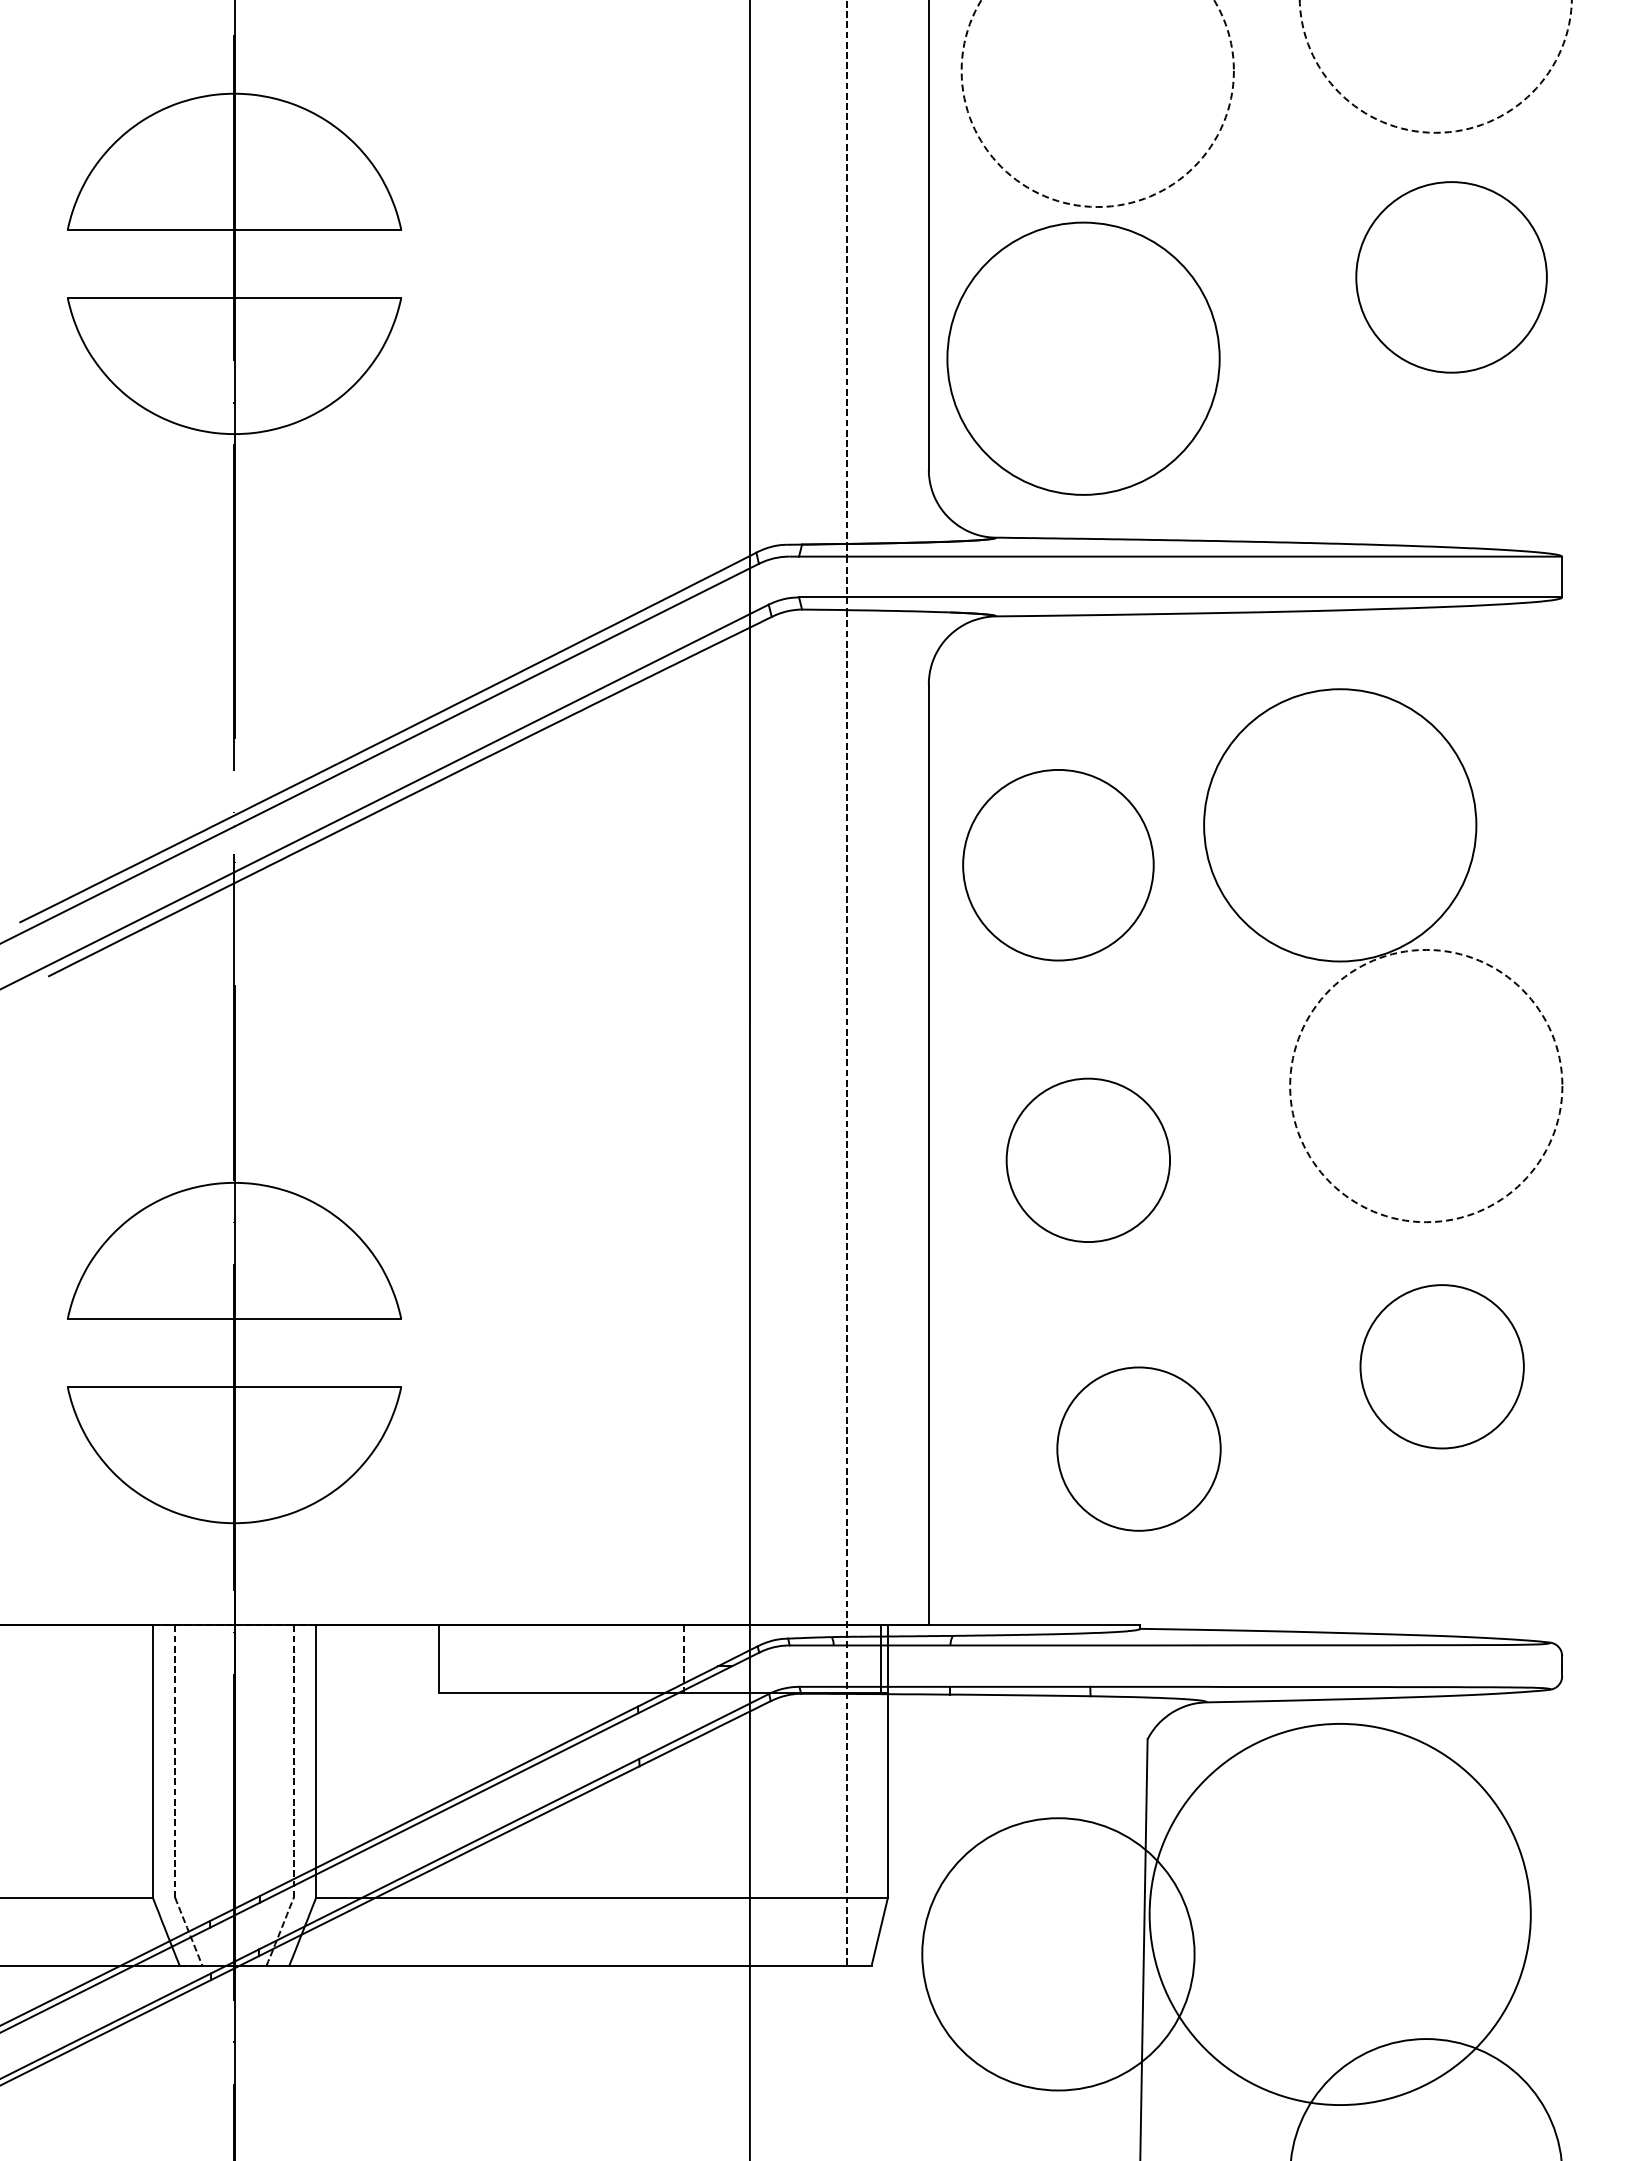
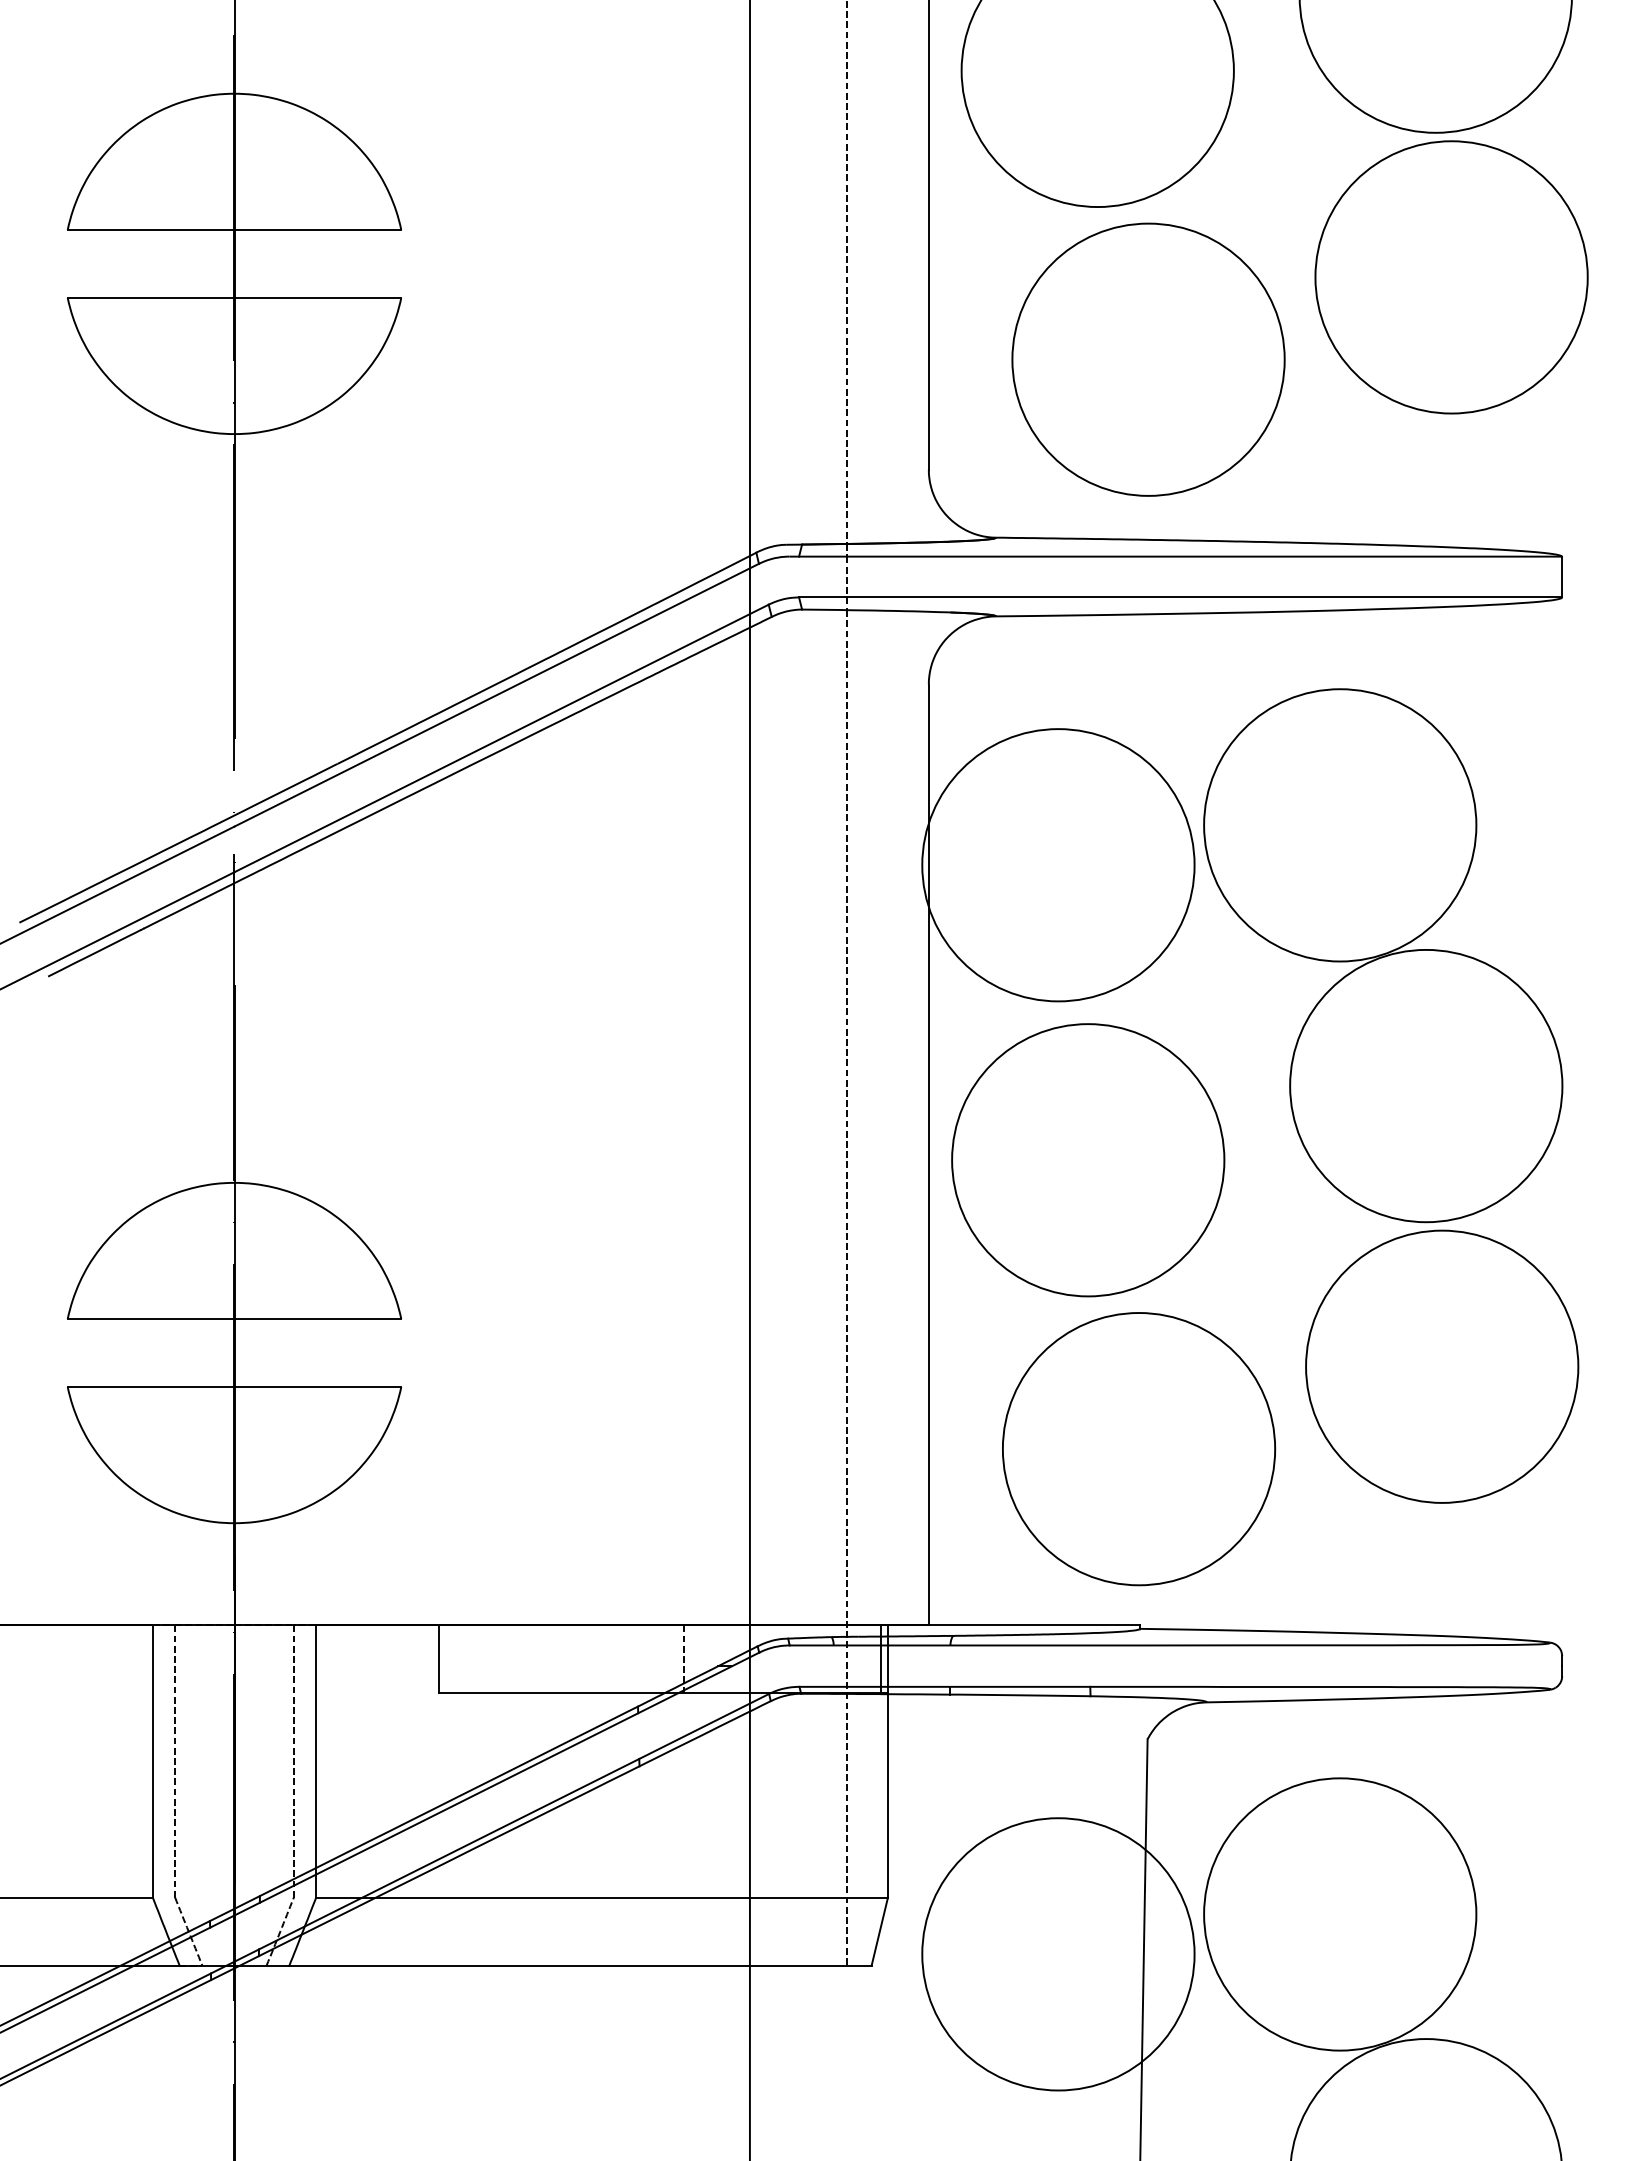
circle: dashed -> solid (1435, 66)
circle: dashed -> solid (1097, 103)
circle diameter: 191 px -> 272 px (1451, 277)
circle position: (1083, 358) -> (1148, 359) (1148, 359)
circle diameter: 191 px -> 272 px (1058, 865)
circle: dashed -> solid (1426, 1085)
circle size: 166x166 px -> 275x275 px (1088, 1160)
circle diameter: 163 px -> 272 px (1442, 1366)
circle diameter: 163 px -> 272 px (1138, 1449)
circle diameter: 381 px -> 272 px (1340, 1914)
